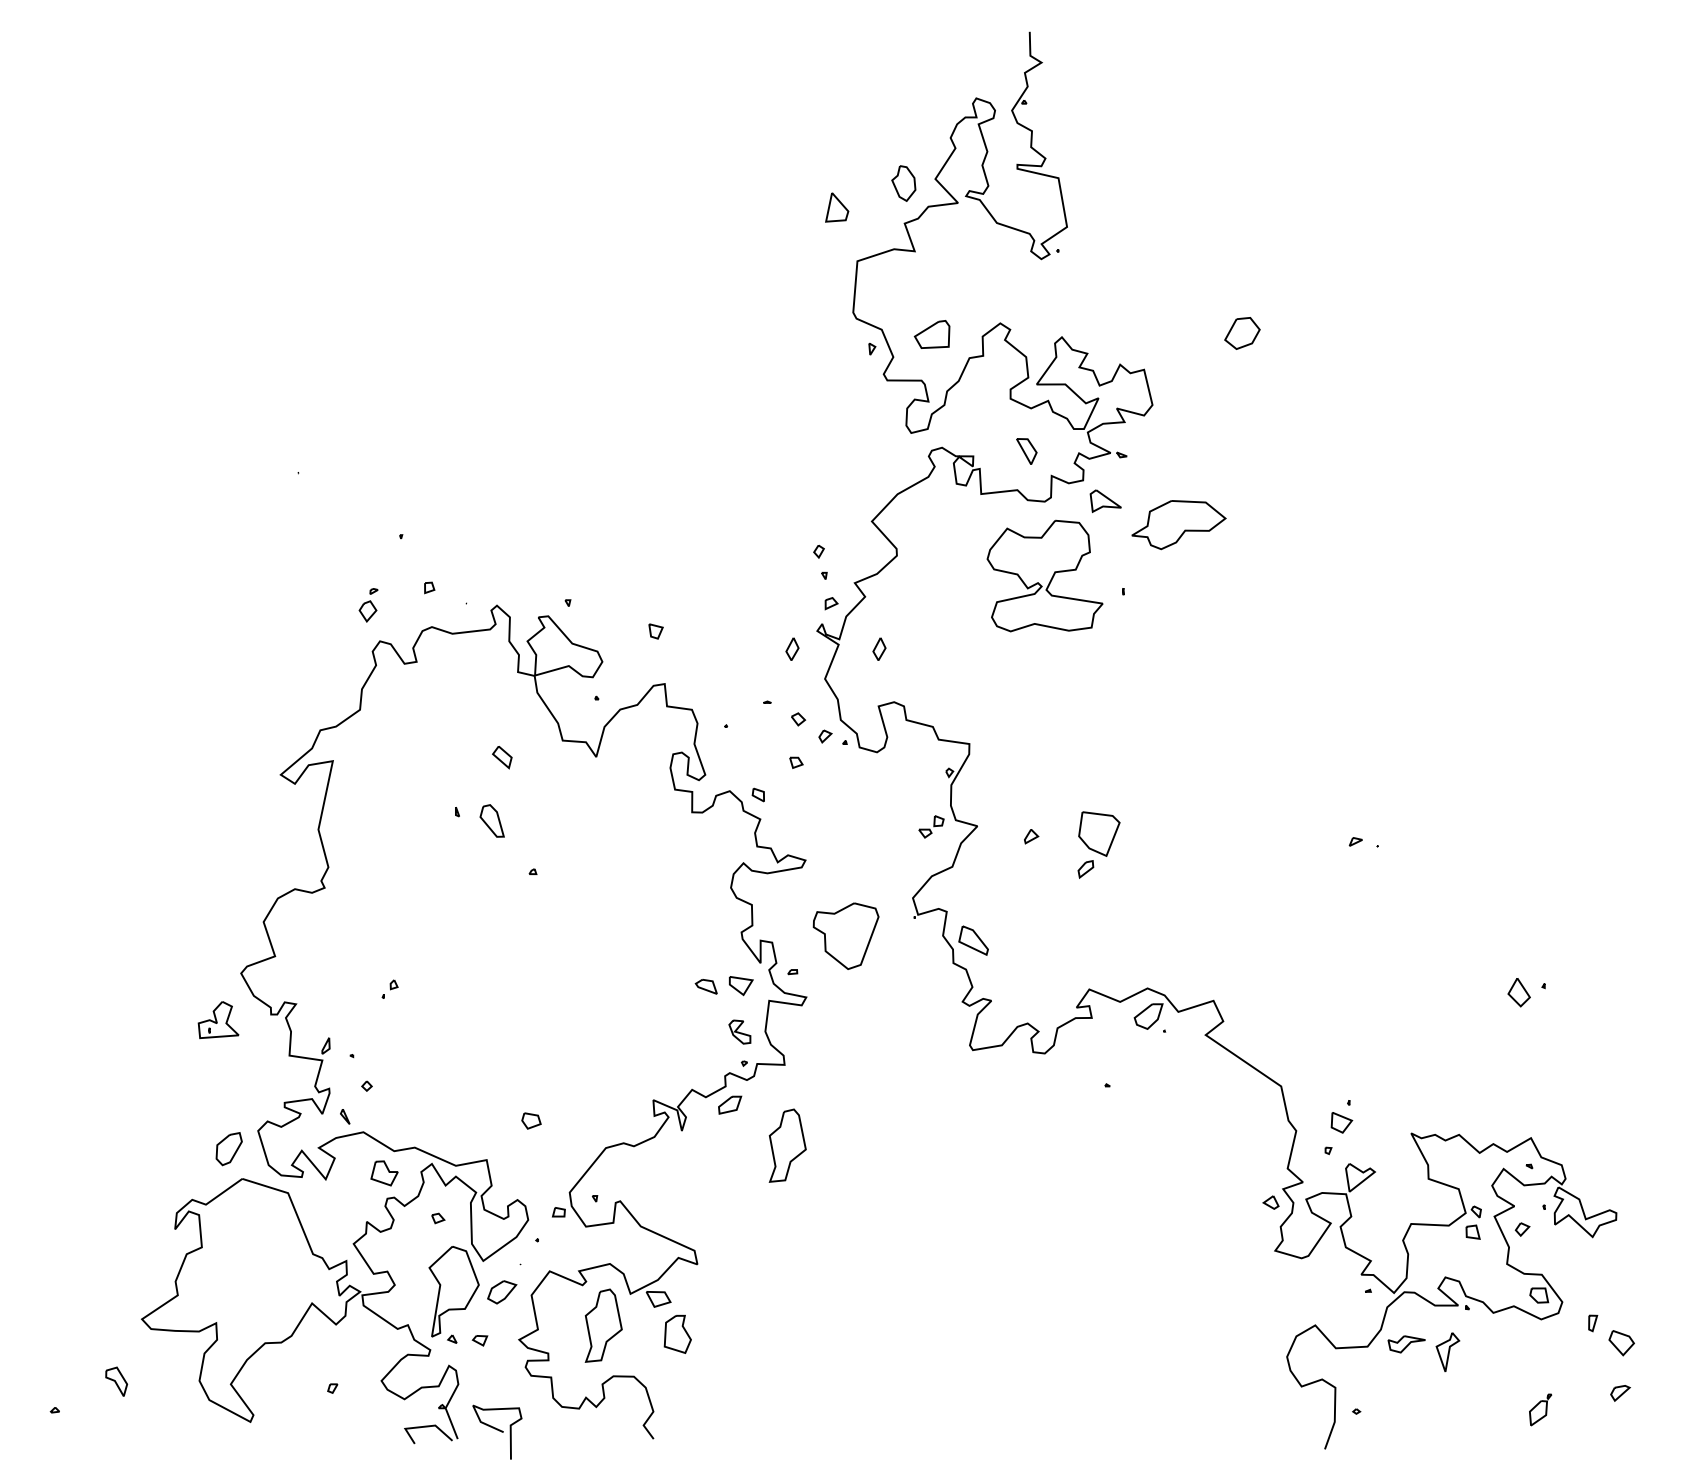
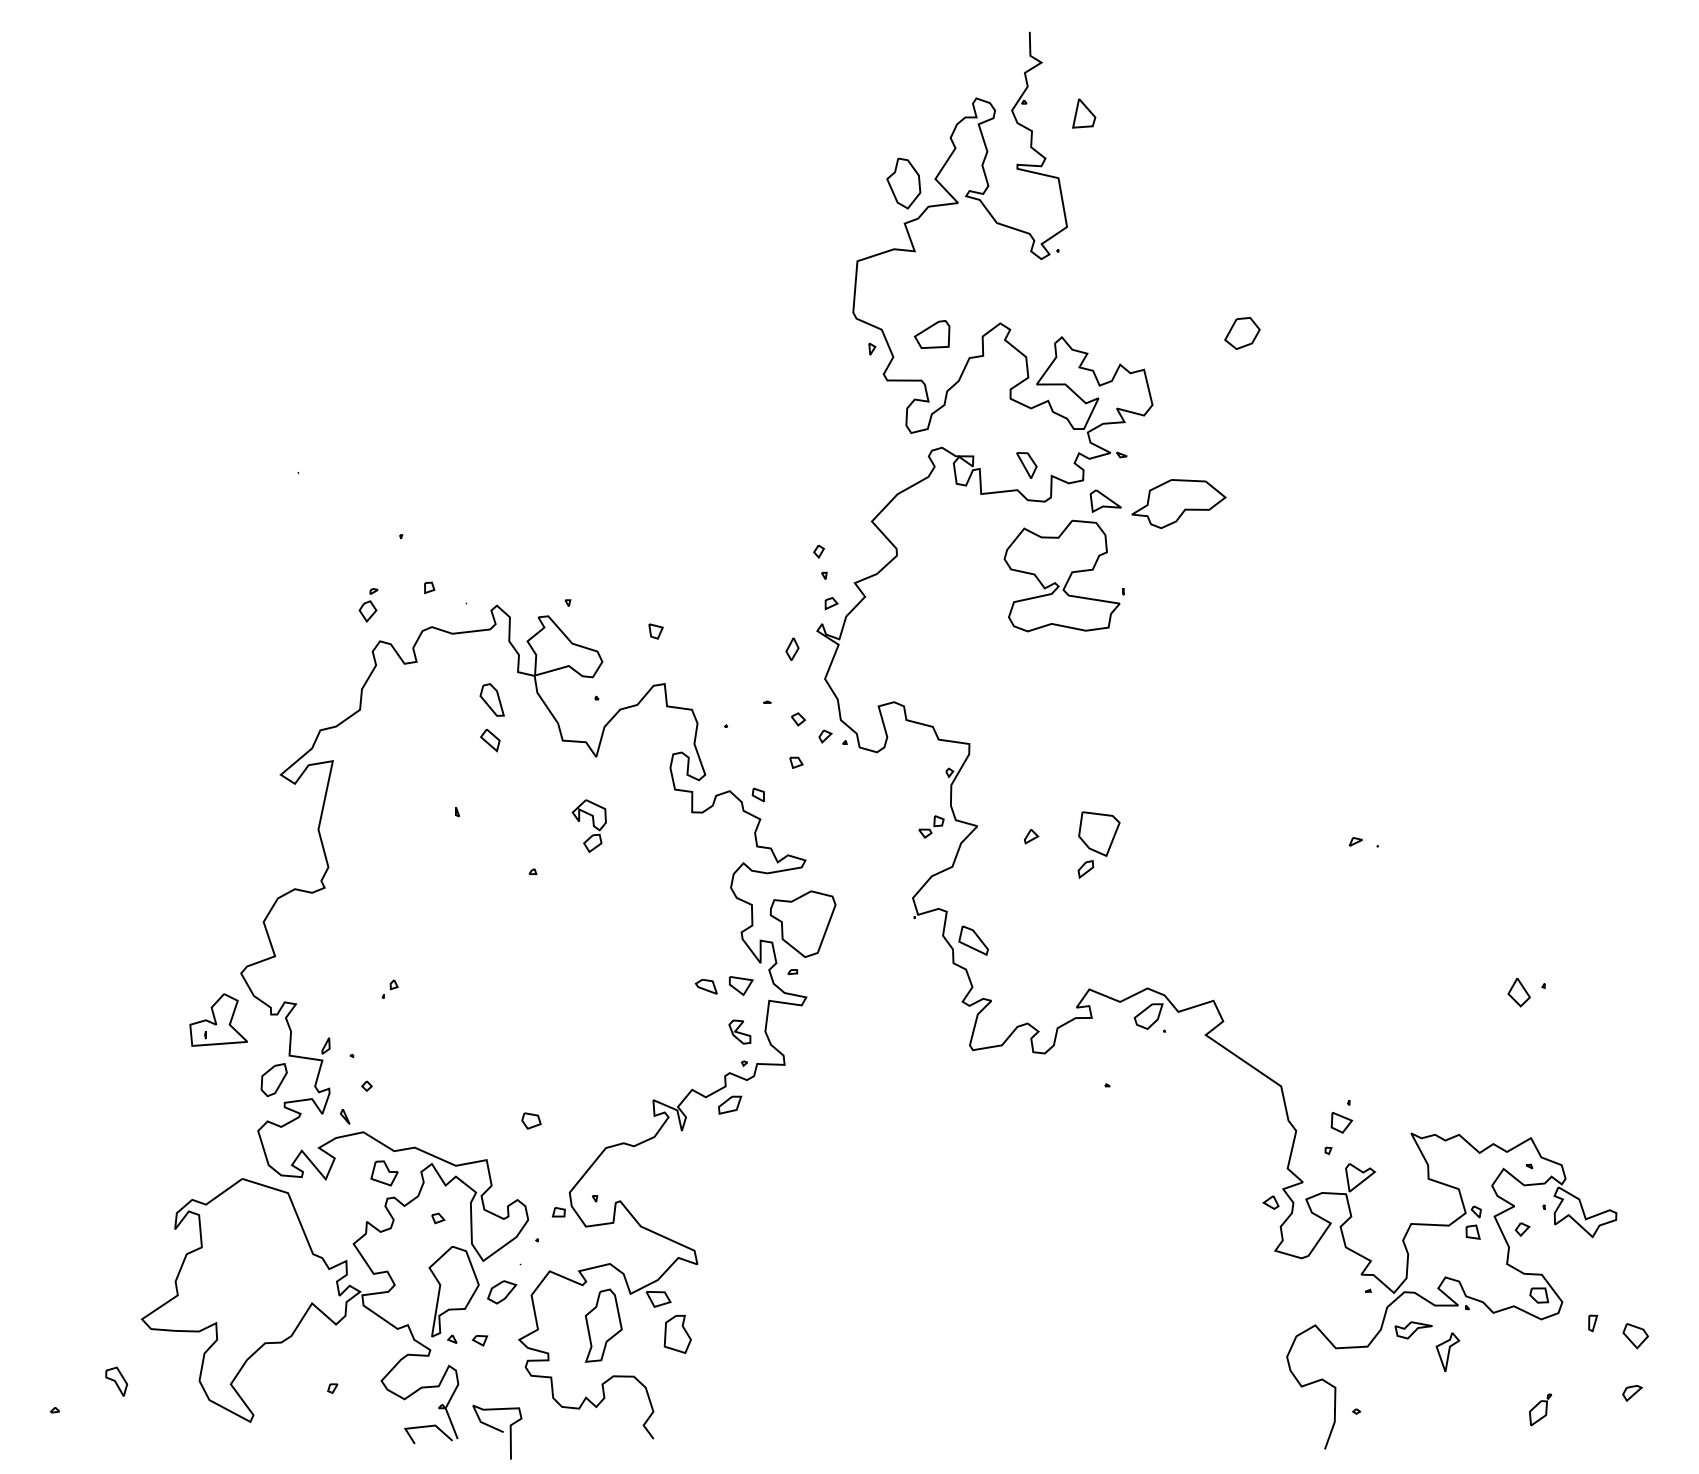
part size: 26x37 px -> 36x53 px (903, 183)
part position: (837, 207) -> (1084, 113) (1084, 113)
part position: (1026, 451) -> (1026, 465) (1026, 465)
part position: (1178, 525) -> (1178, 504) (1178, 504)
part position: (1044, 575) -> (1061, 575) (1061, 575)
part: present -> none (879, 648)
part position: (502, 757) -> (490, 740) (490, 740)
part position: (491, 820) -> (491, 699) (491, 699)
part: none -> present (588, 826)
part position: (845, 935) -> (802, 923) (802, 923)
part size: 43x39 px -> 59x54 px (218, 1019)
part: present -> none (787, 1145)
part position: (228, 1149) -> (273, 1080) (273, 1080)
part position: (1621, 1343) -> (1635, 1336) (1635, 1336)
part position: (1406, 1344) -> (1413, 1330) (1413, 1330)
part position: (1620, 1393) -> (1632, 1393) (1632, 1393)
